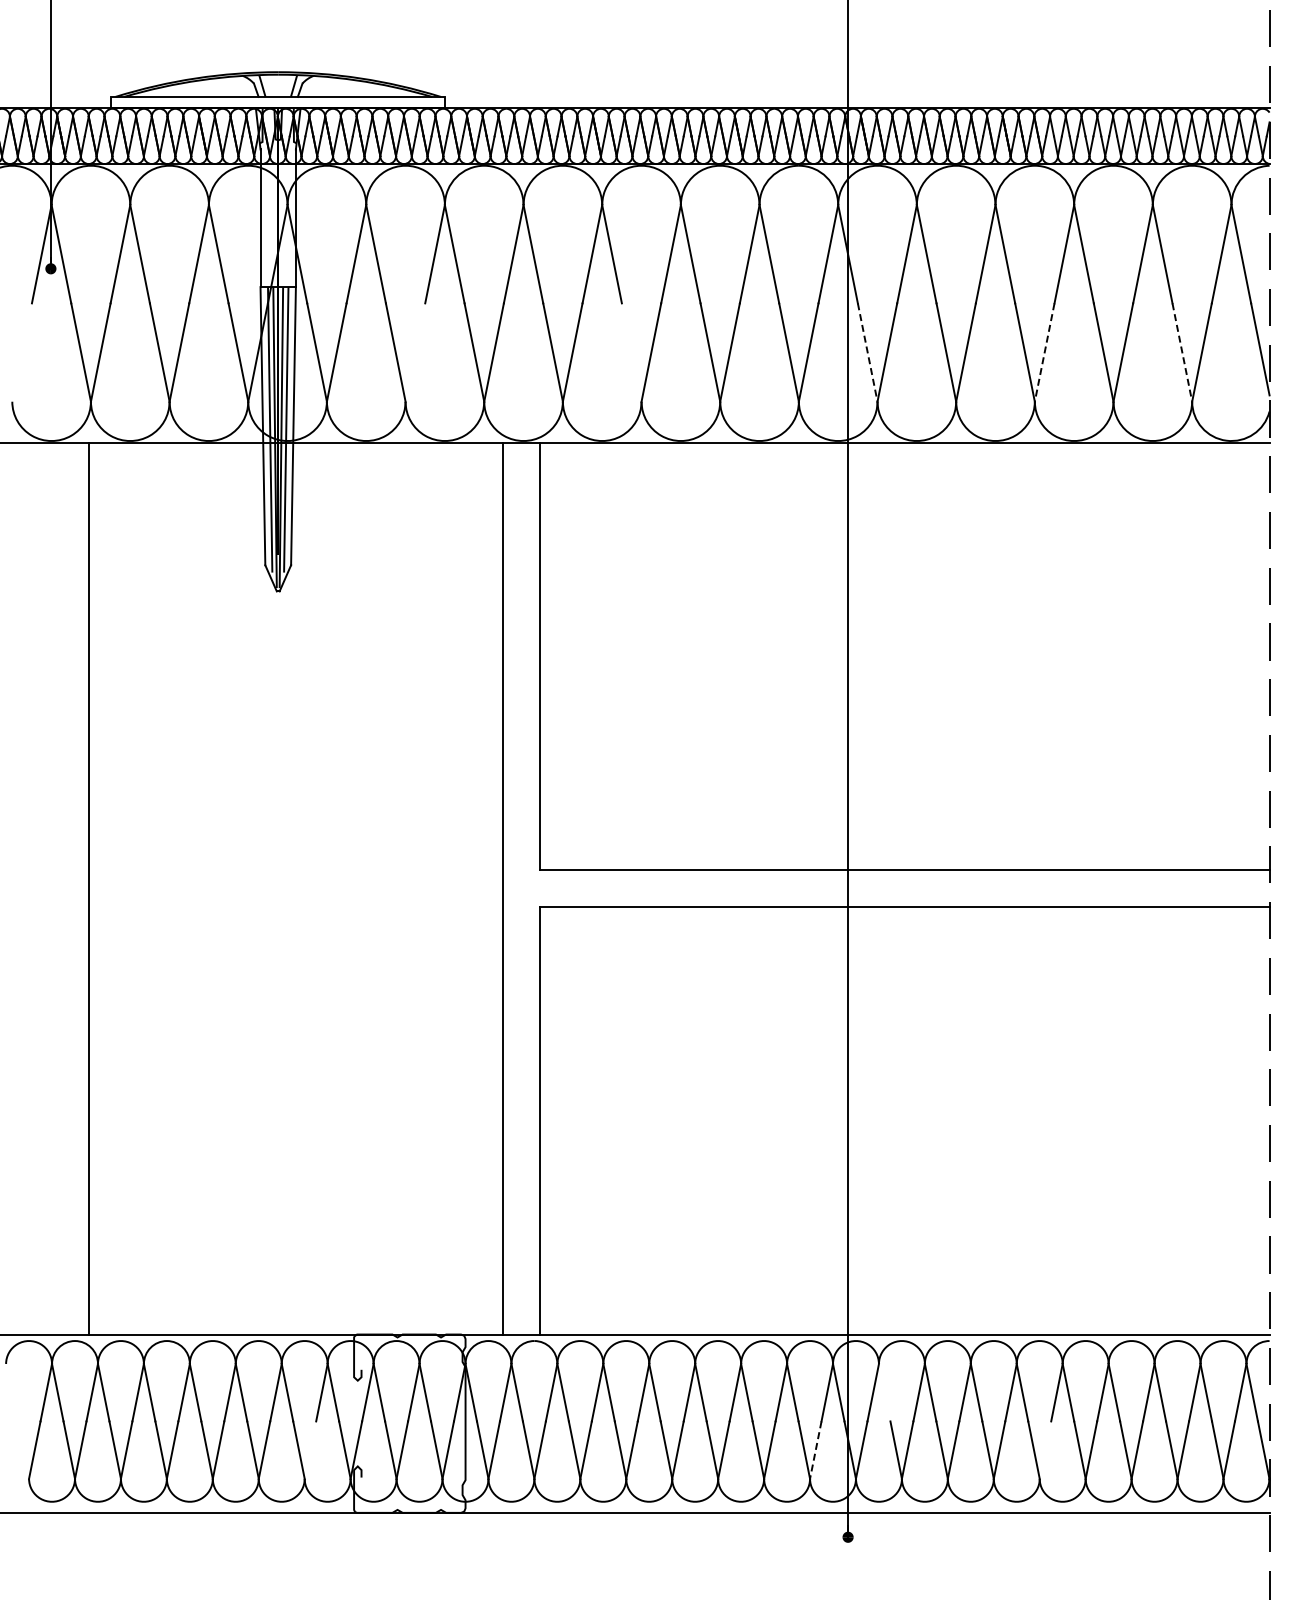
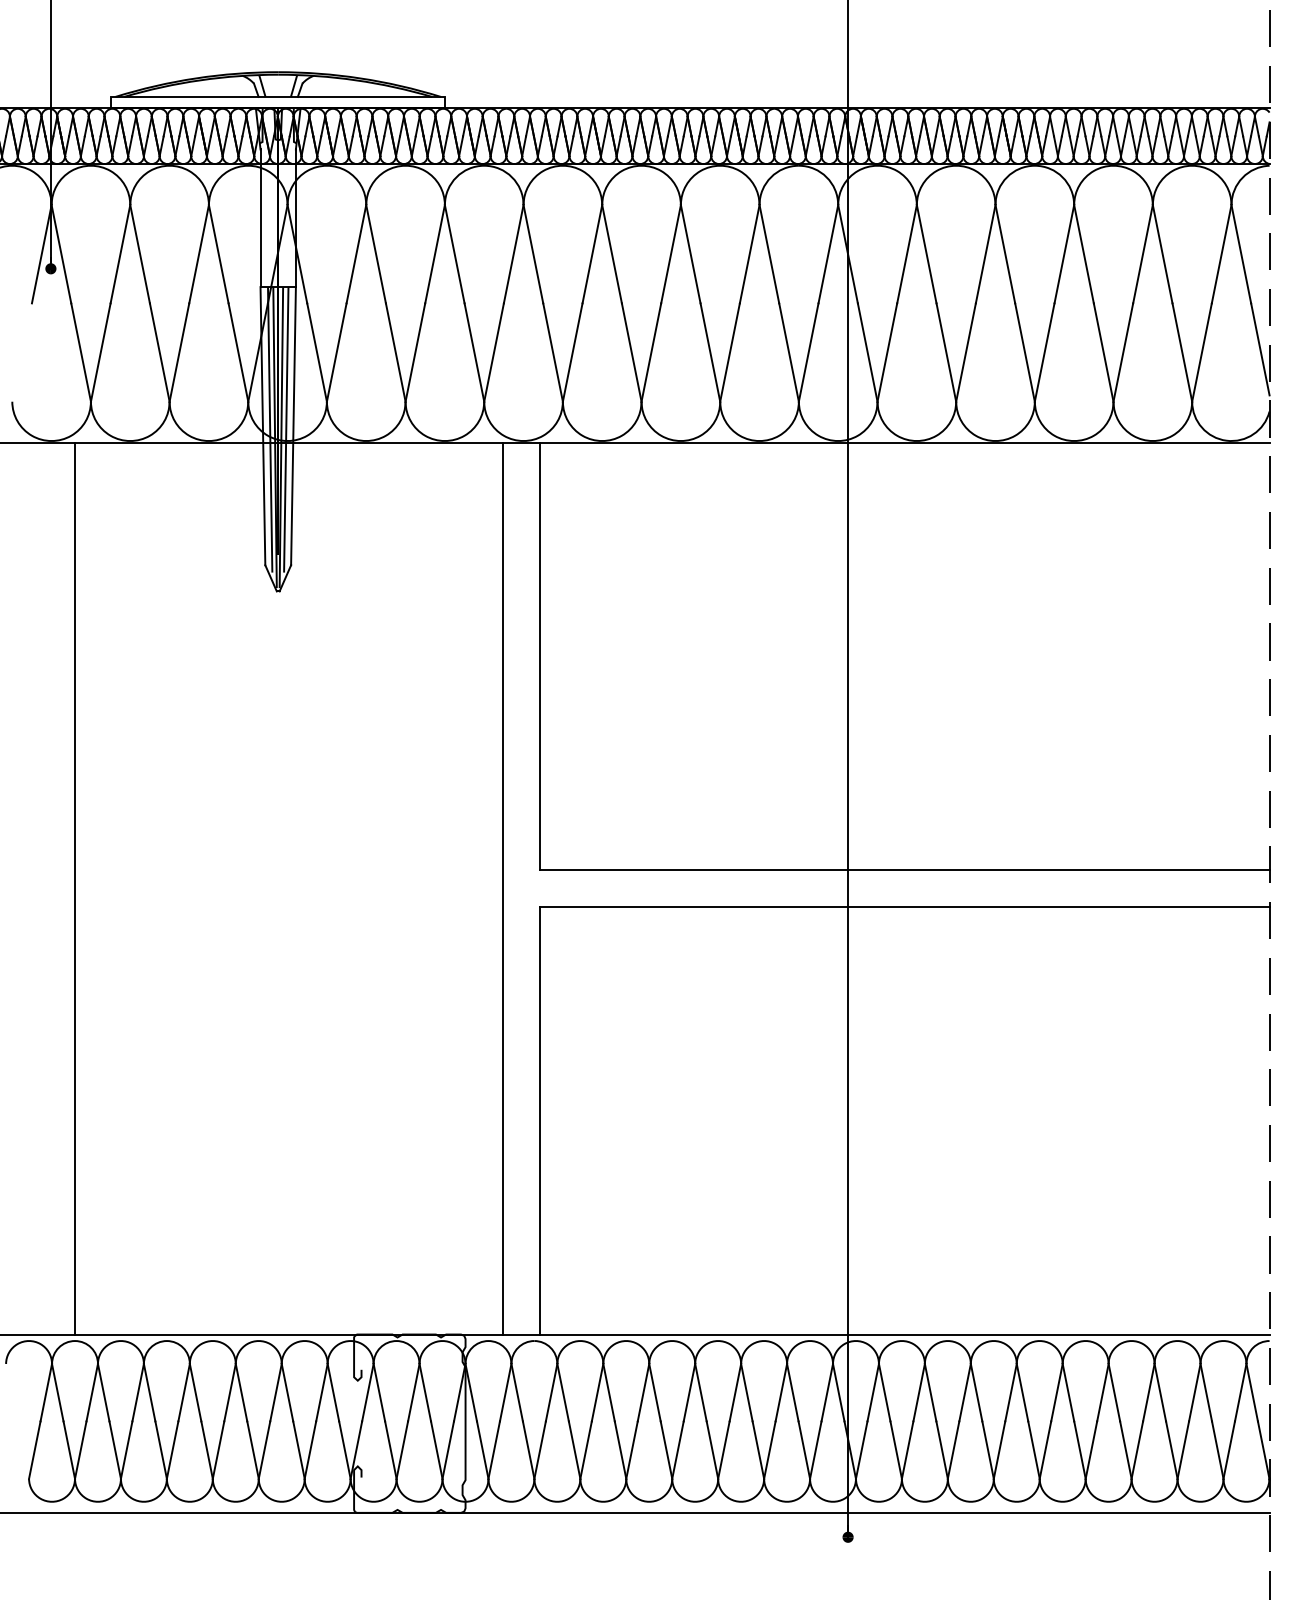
line: none -> present (415, 352)
line: none -> present (631, 352)
line: dashed -> solid (867, 353)
line: dashed -> solid (1044, 353)
line: dashed -> solid (1182, 353)
line position: (89, 888) -> (75, 888) (75, 888)
line: none -> present (884, 1392)
line: none -> present (310, 1449)
line: none -> present (1045, 1449)
line: dashed -> solid (815, 1450)
